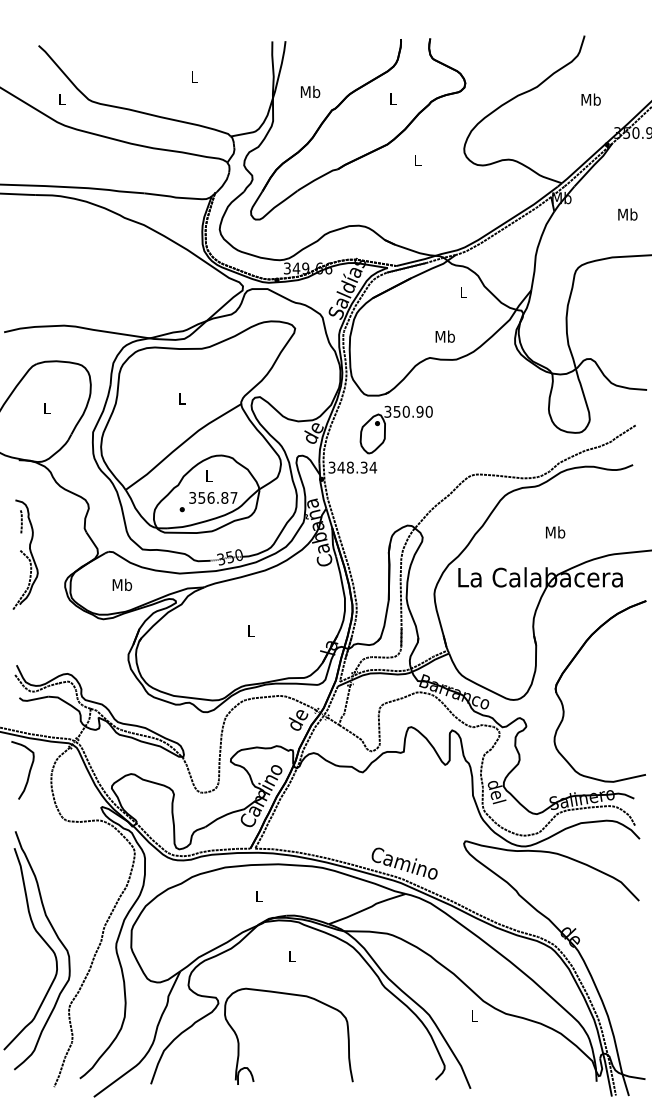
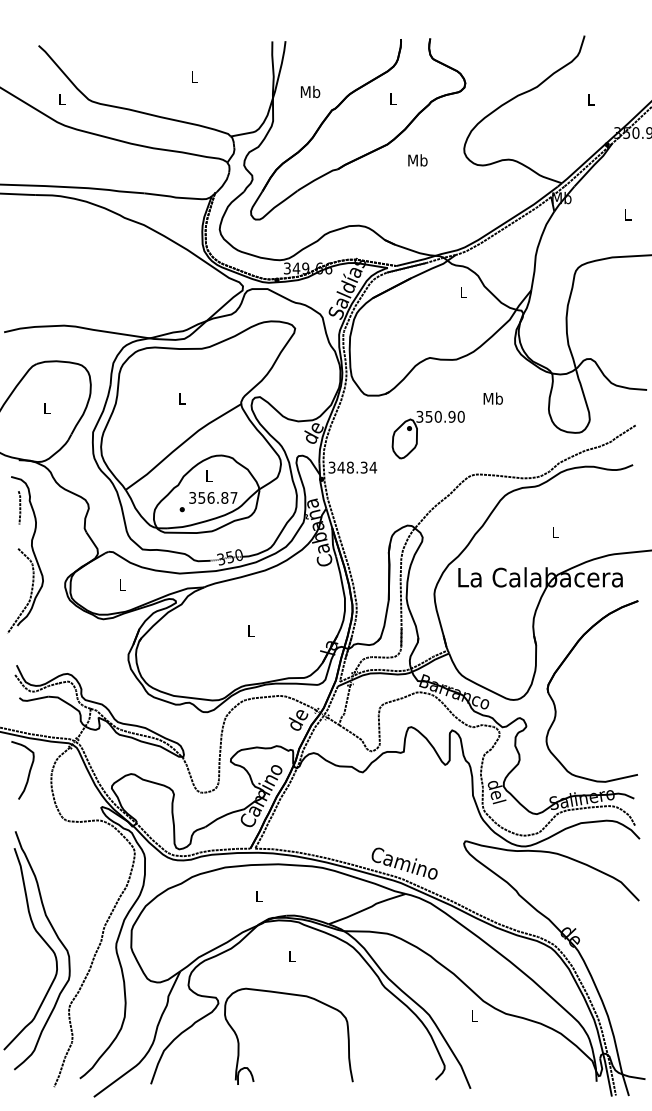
text: Mb -> L (590, 99)
text: L -> Mb (417, 160)
text: Mb -> L (627, 214)
text position: (444, 336) -> (492, 398) (492, 398)
part position: (385, 429) -> (417, 434) (417, 434)
text: Mb -> L (555, 532)
part size: 27x111 px -> 37x158 px (25, 554)
text: Mb -> L (122, 584)
part position: (563, 704) -> (555, 704) (555, 704)
